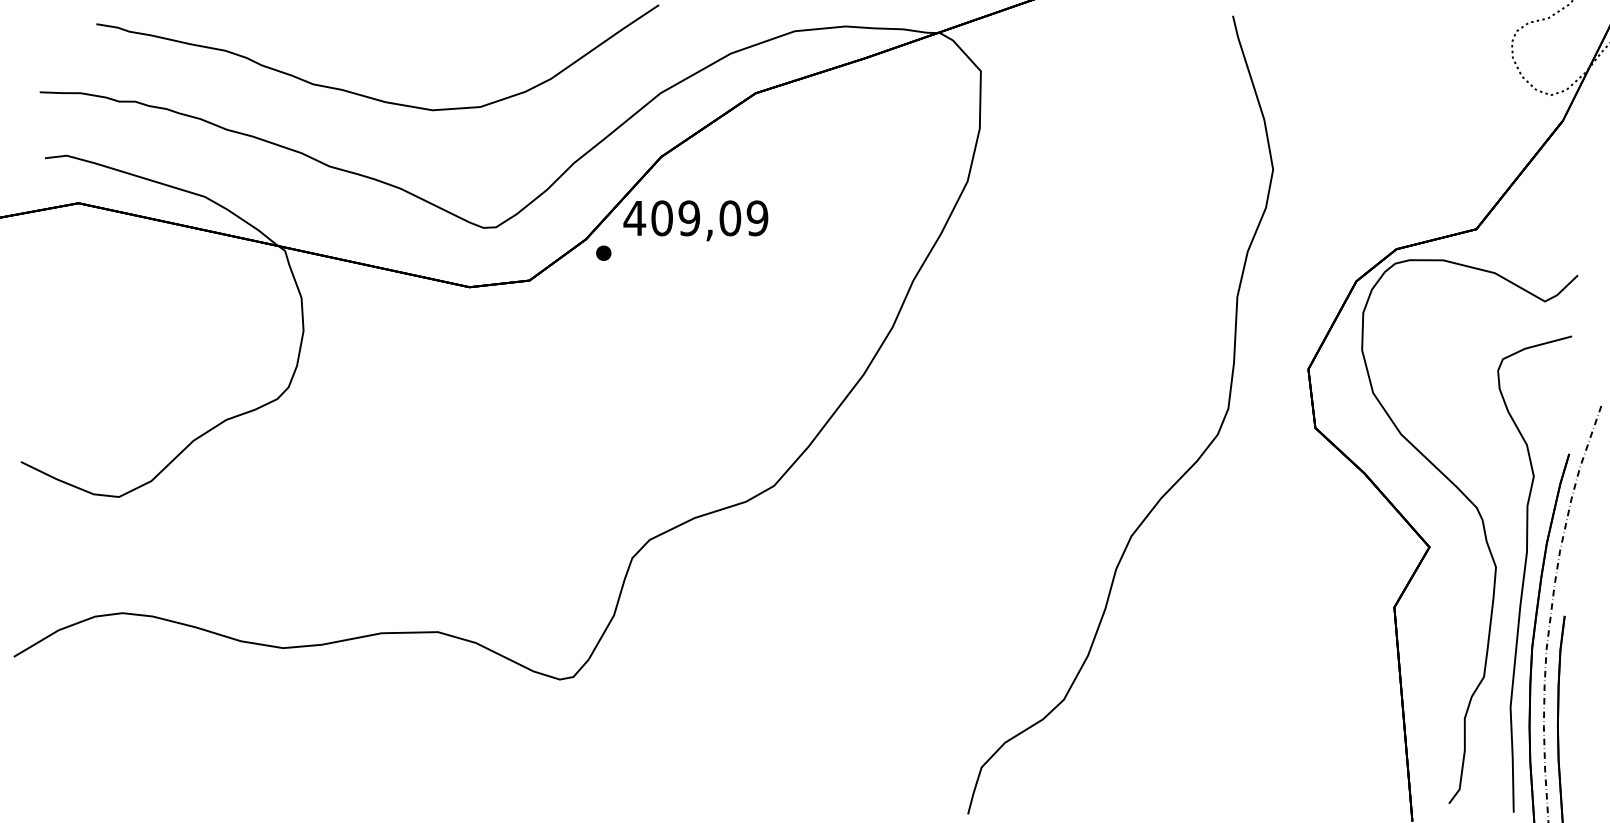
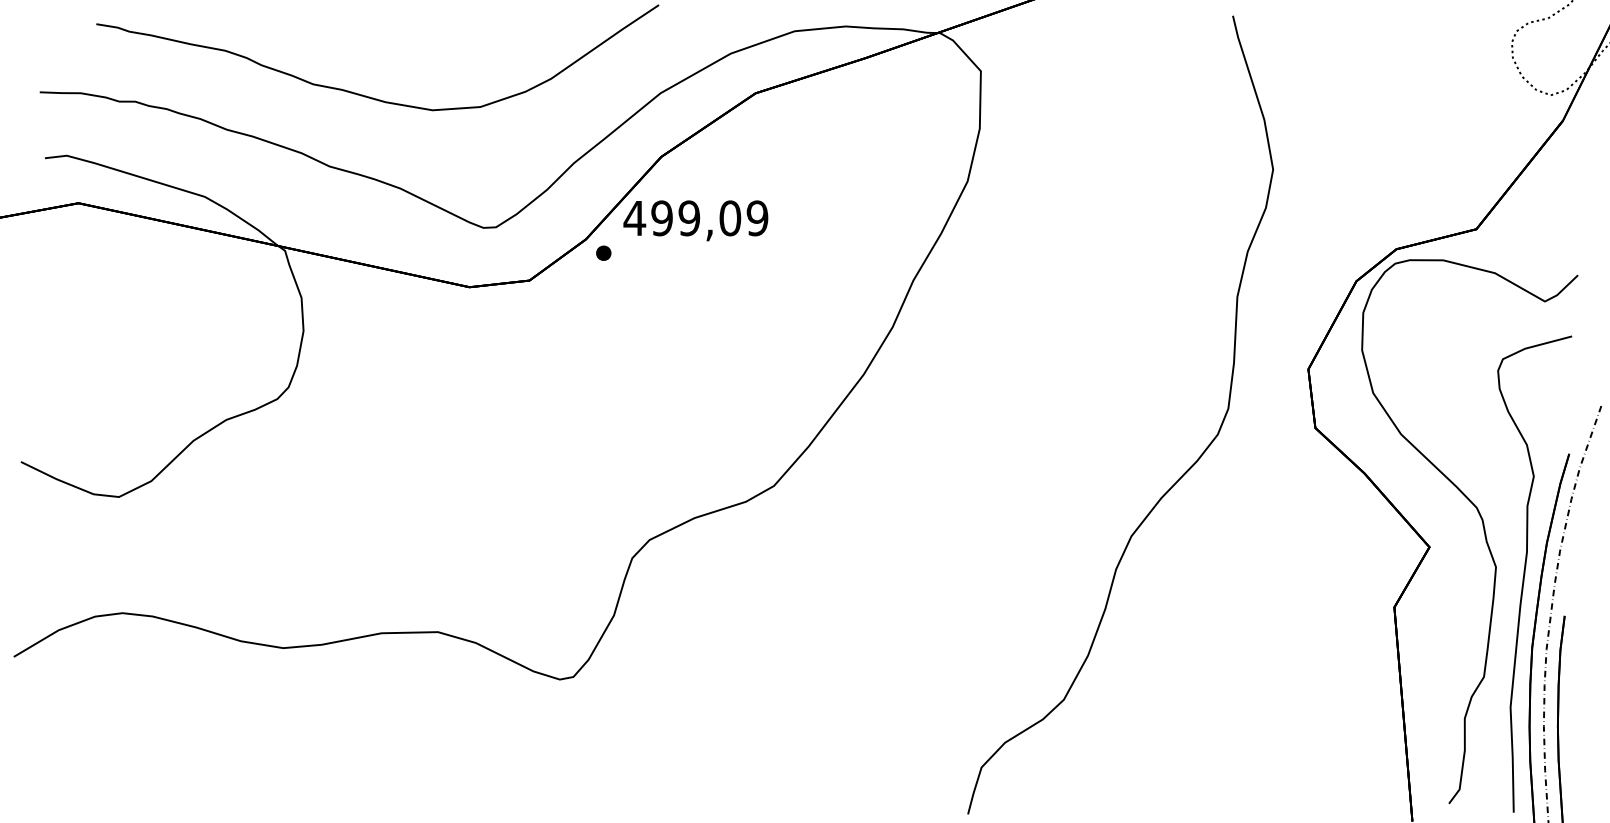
text: 409,09 -> 499,09 (661, 218)
